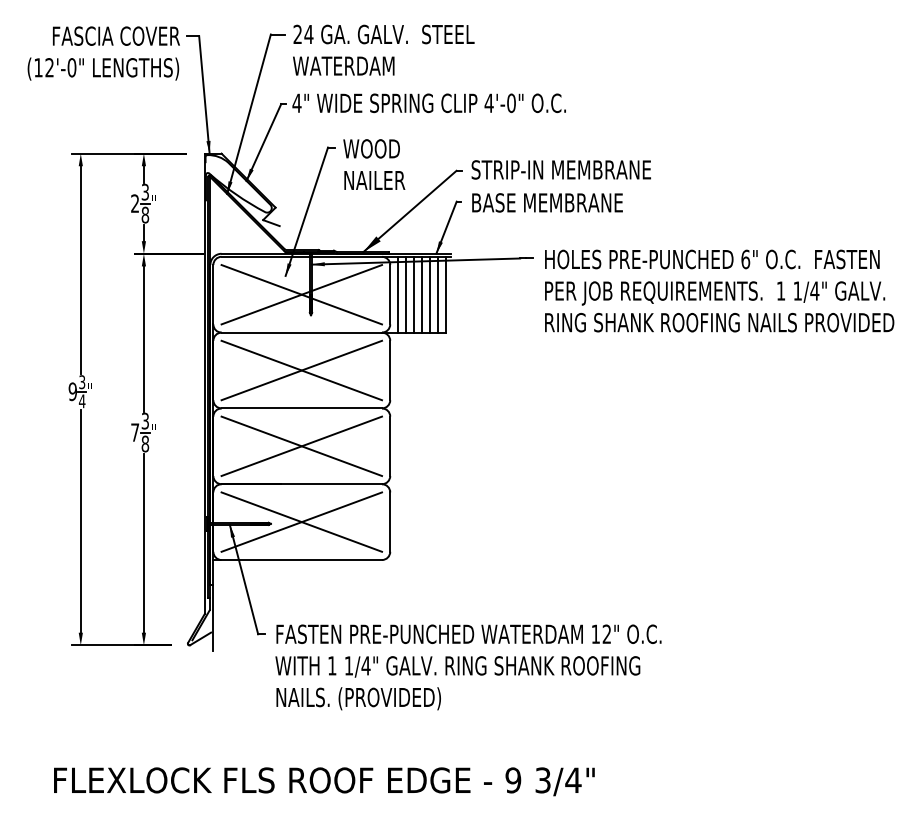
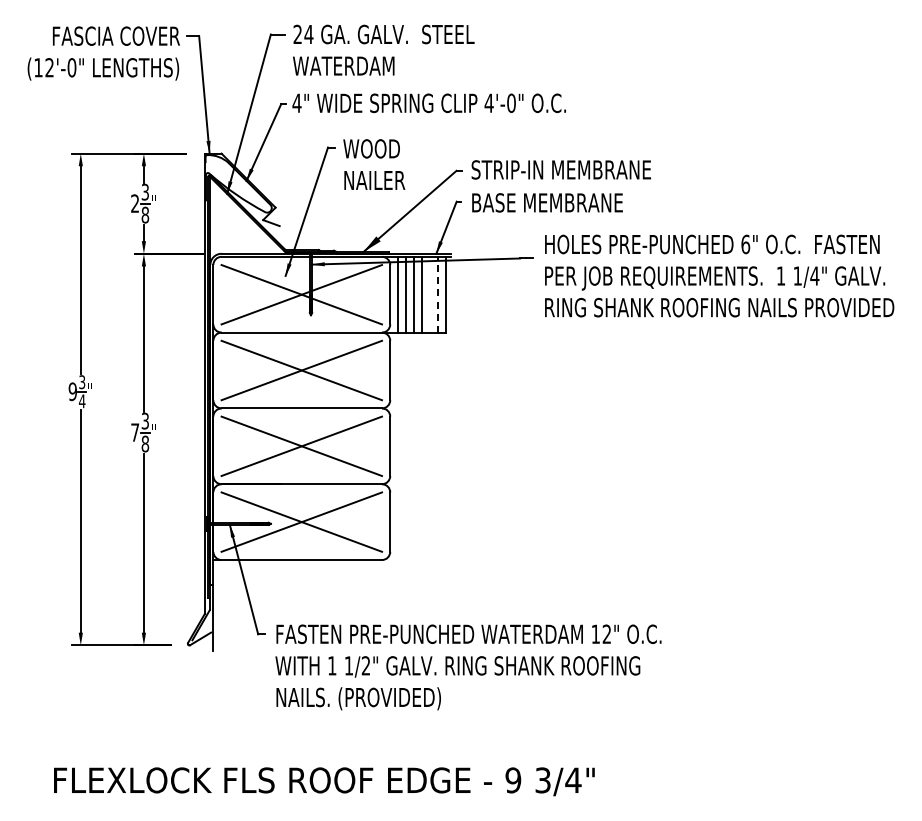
text position: (719, 290) -> (719, 275) (719, 275)
line: present -> none (430, 294)
line: solid -> dashed (438, 294)
text: 1/4" -> 1/2" (365, 665)
